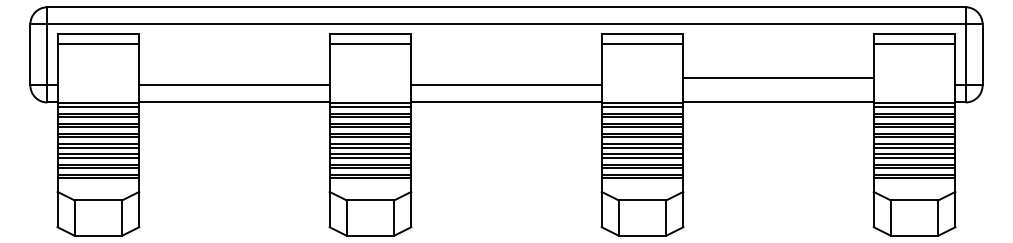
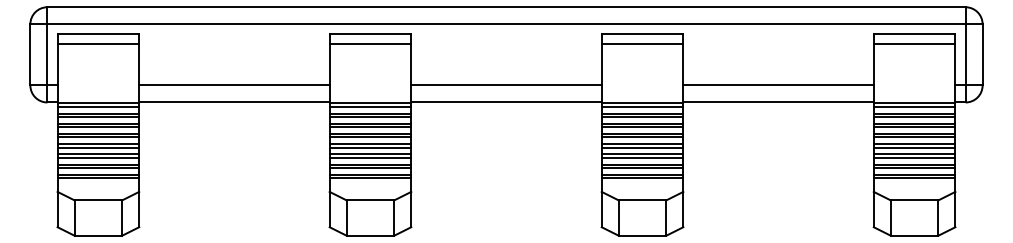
line position: (778, 78) -> (778, 85) (778, 85)
